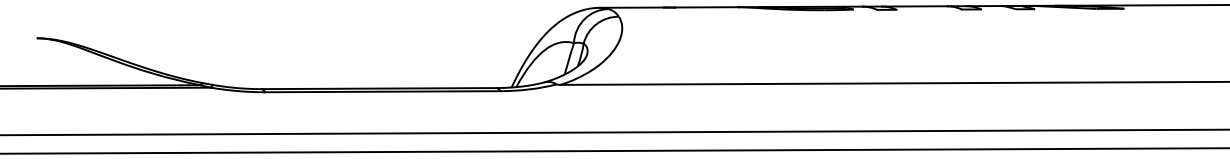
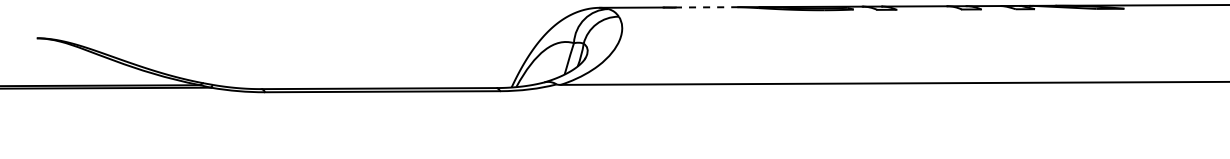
line: solid -> dashed (706, 7)
line: present -> none (614, 132)
line: present -> none (614, 150)
